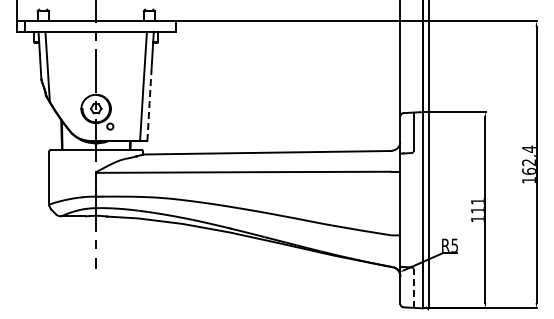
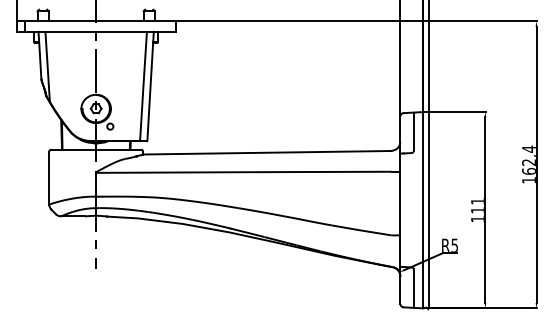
line: dashed -> solid (149, 103)
line: dashed -> solid (413, 288)
